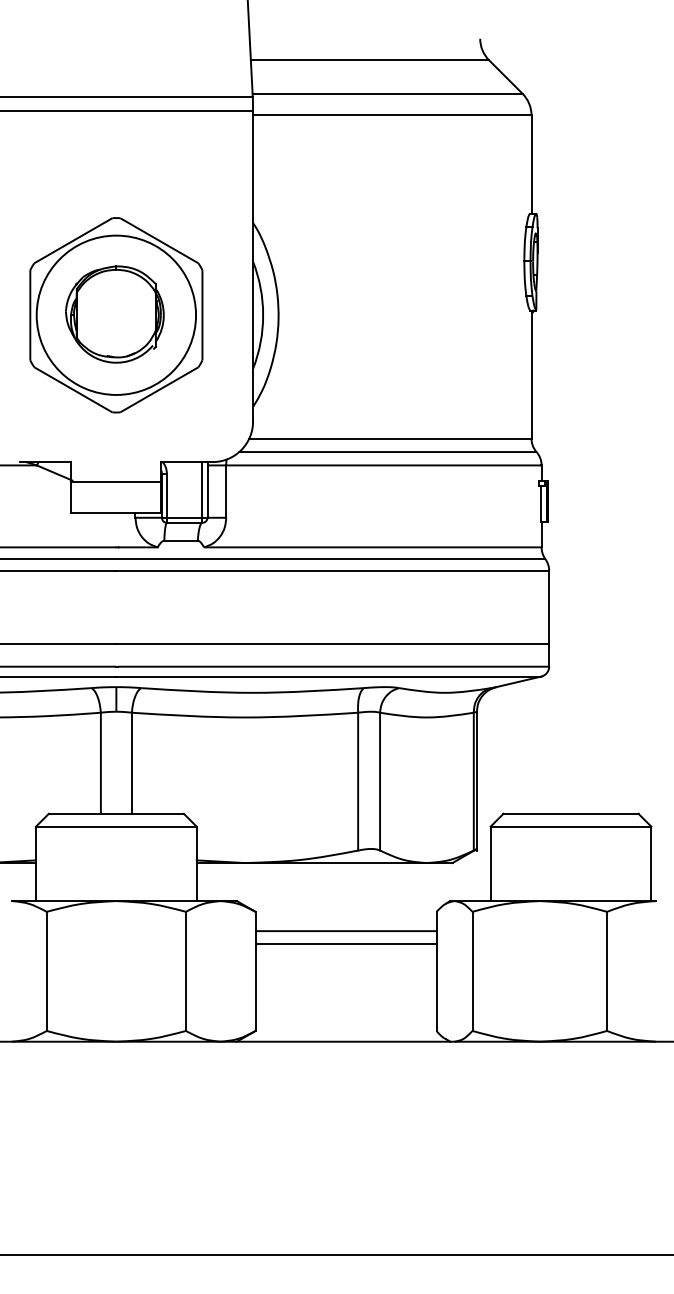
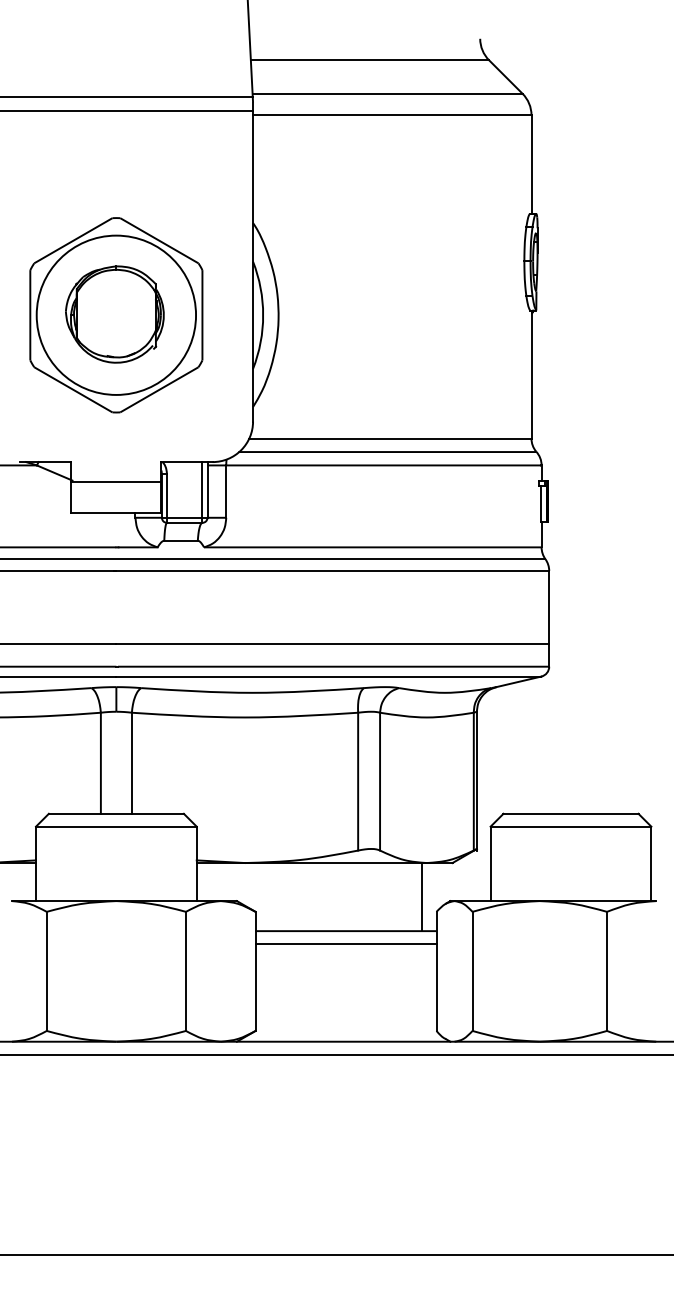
line: none -> present (421, 897)
line: none -> present (336, 1054)
